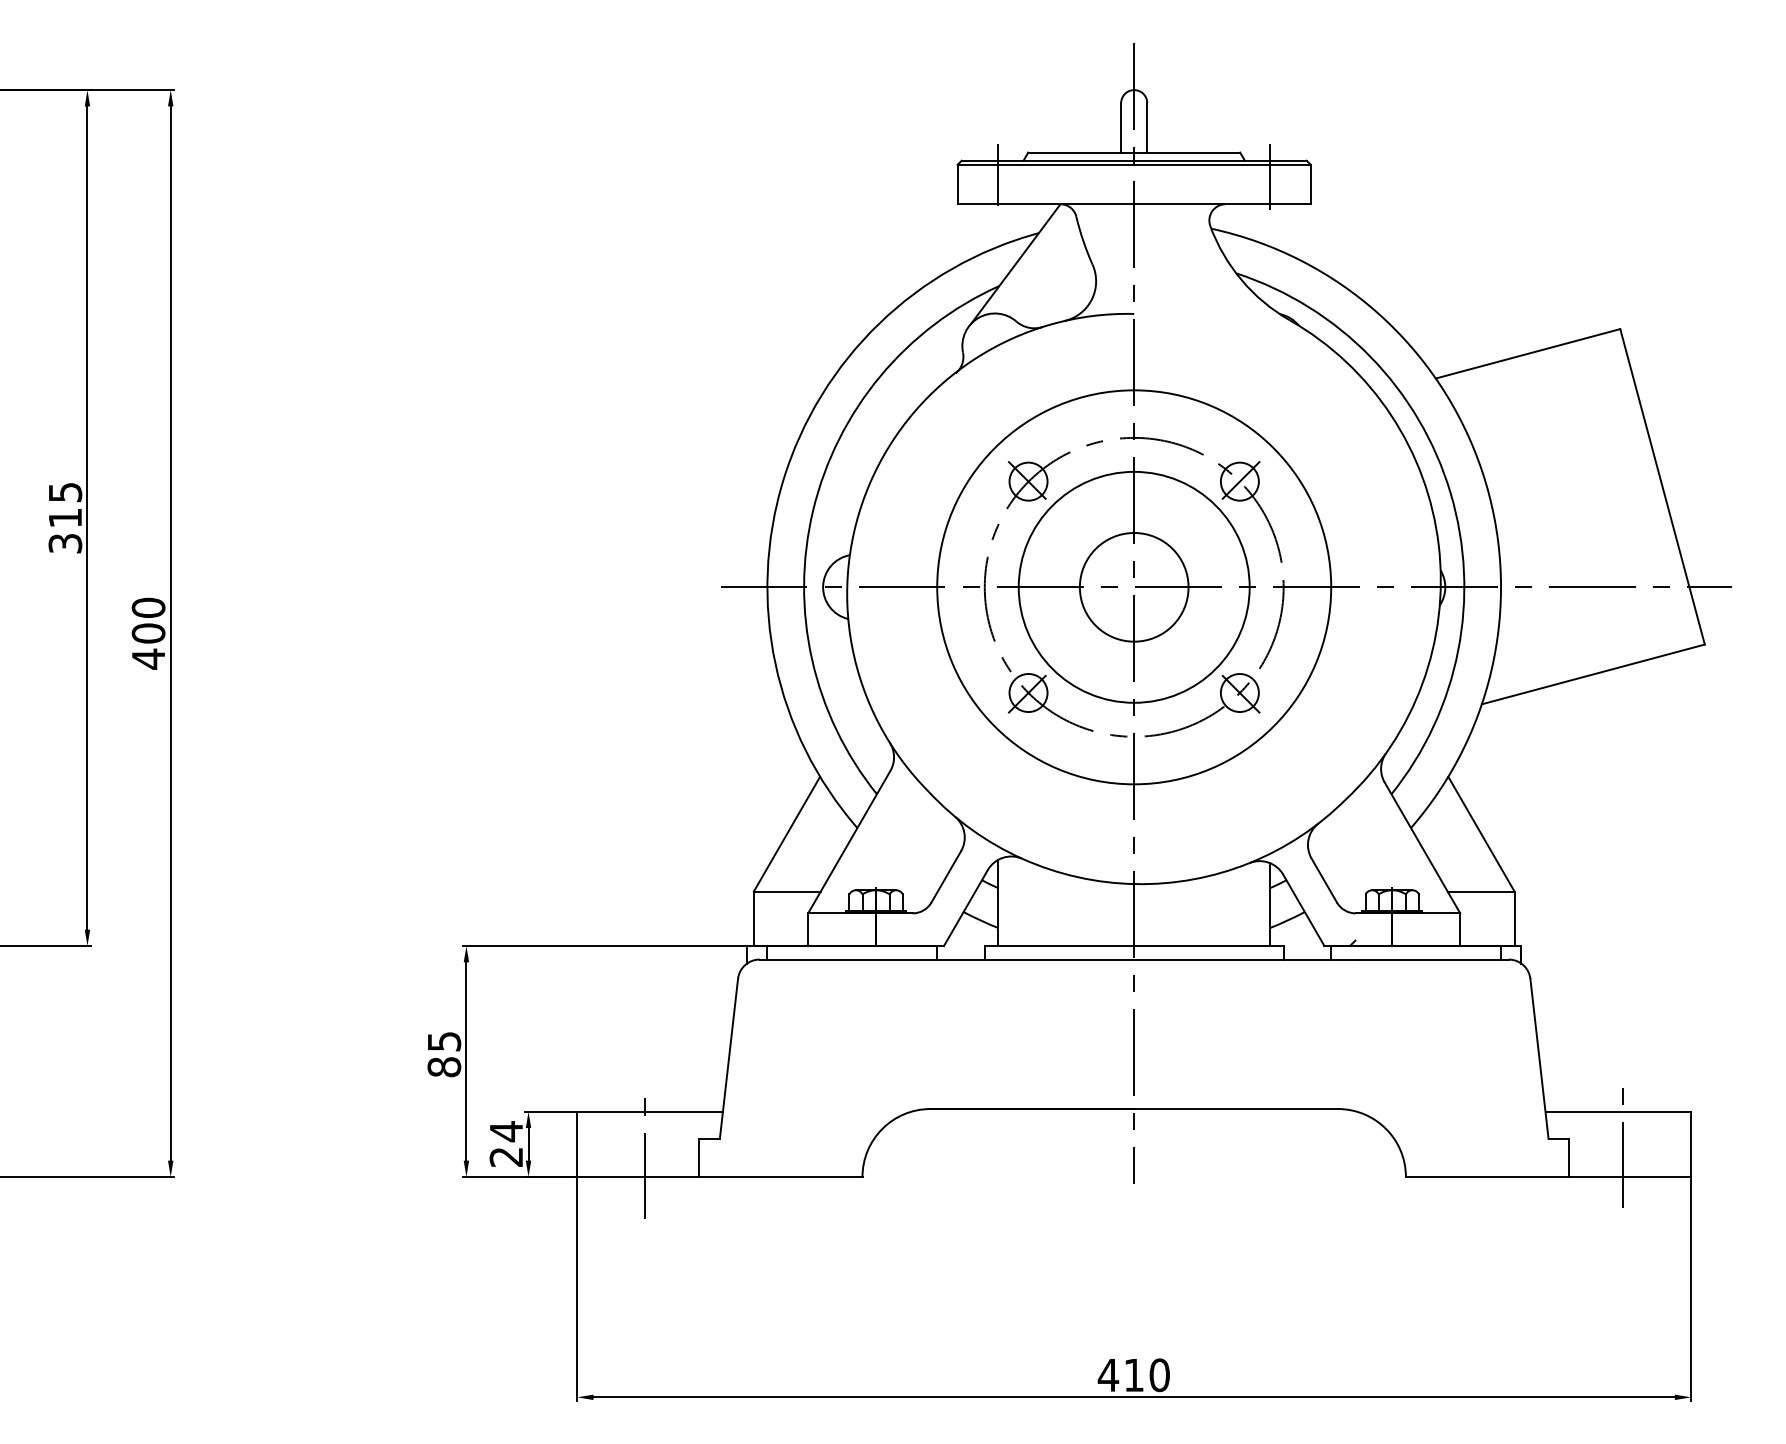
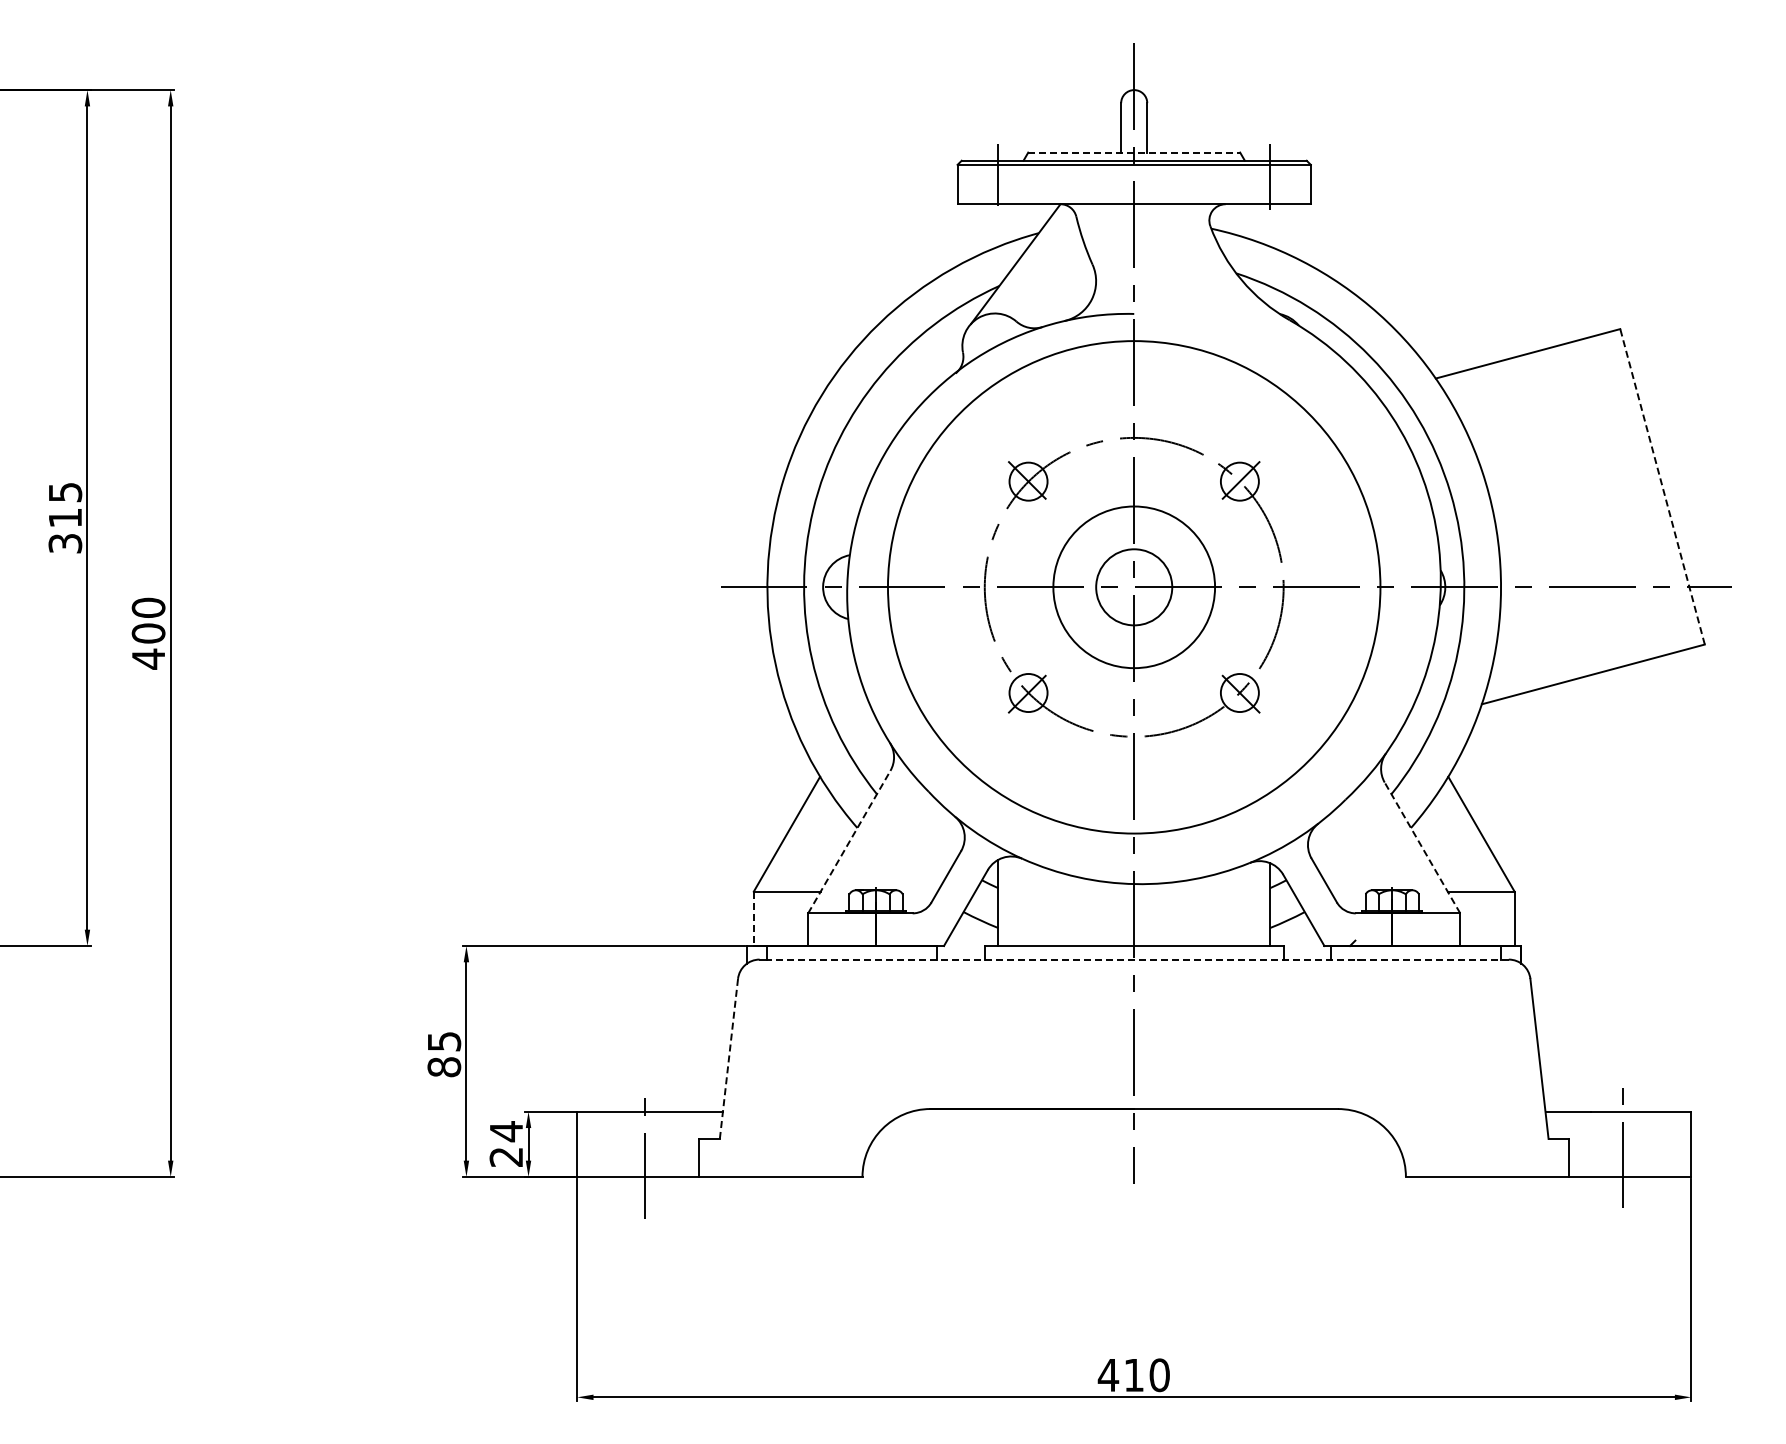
line: solid -> dashed (1134, 152)
line: solid -> dashed (1662, 486)
circle diameter: 231 px -> 162 px (1134, 587)
circle diameter: 109 px -> 76 px (1134, 587)
circle diameter: 394 px -> 492 px (1133, 587)
line: solid -> dashed (849, 841)
line: solid -> dashed (1422, 847)
line: solid -> dashed (753, 919)
line: solid -> dashed (1138, 959)
line: solid -> dashed (728, 1058)
